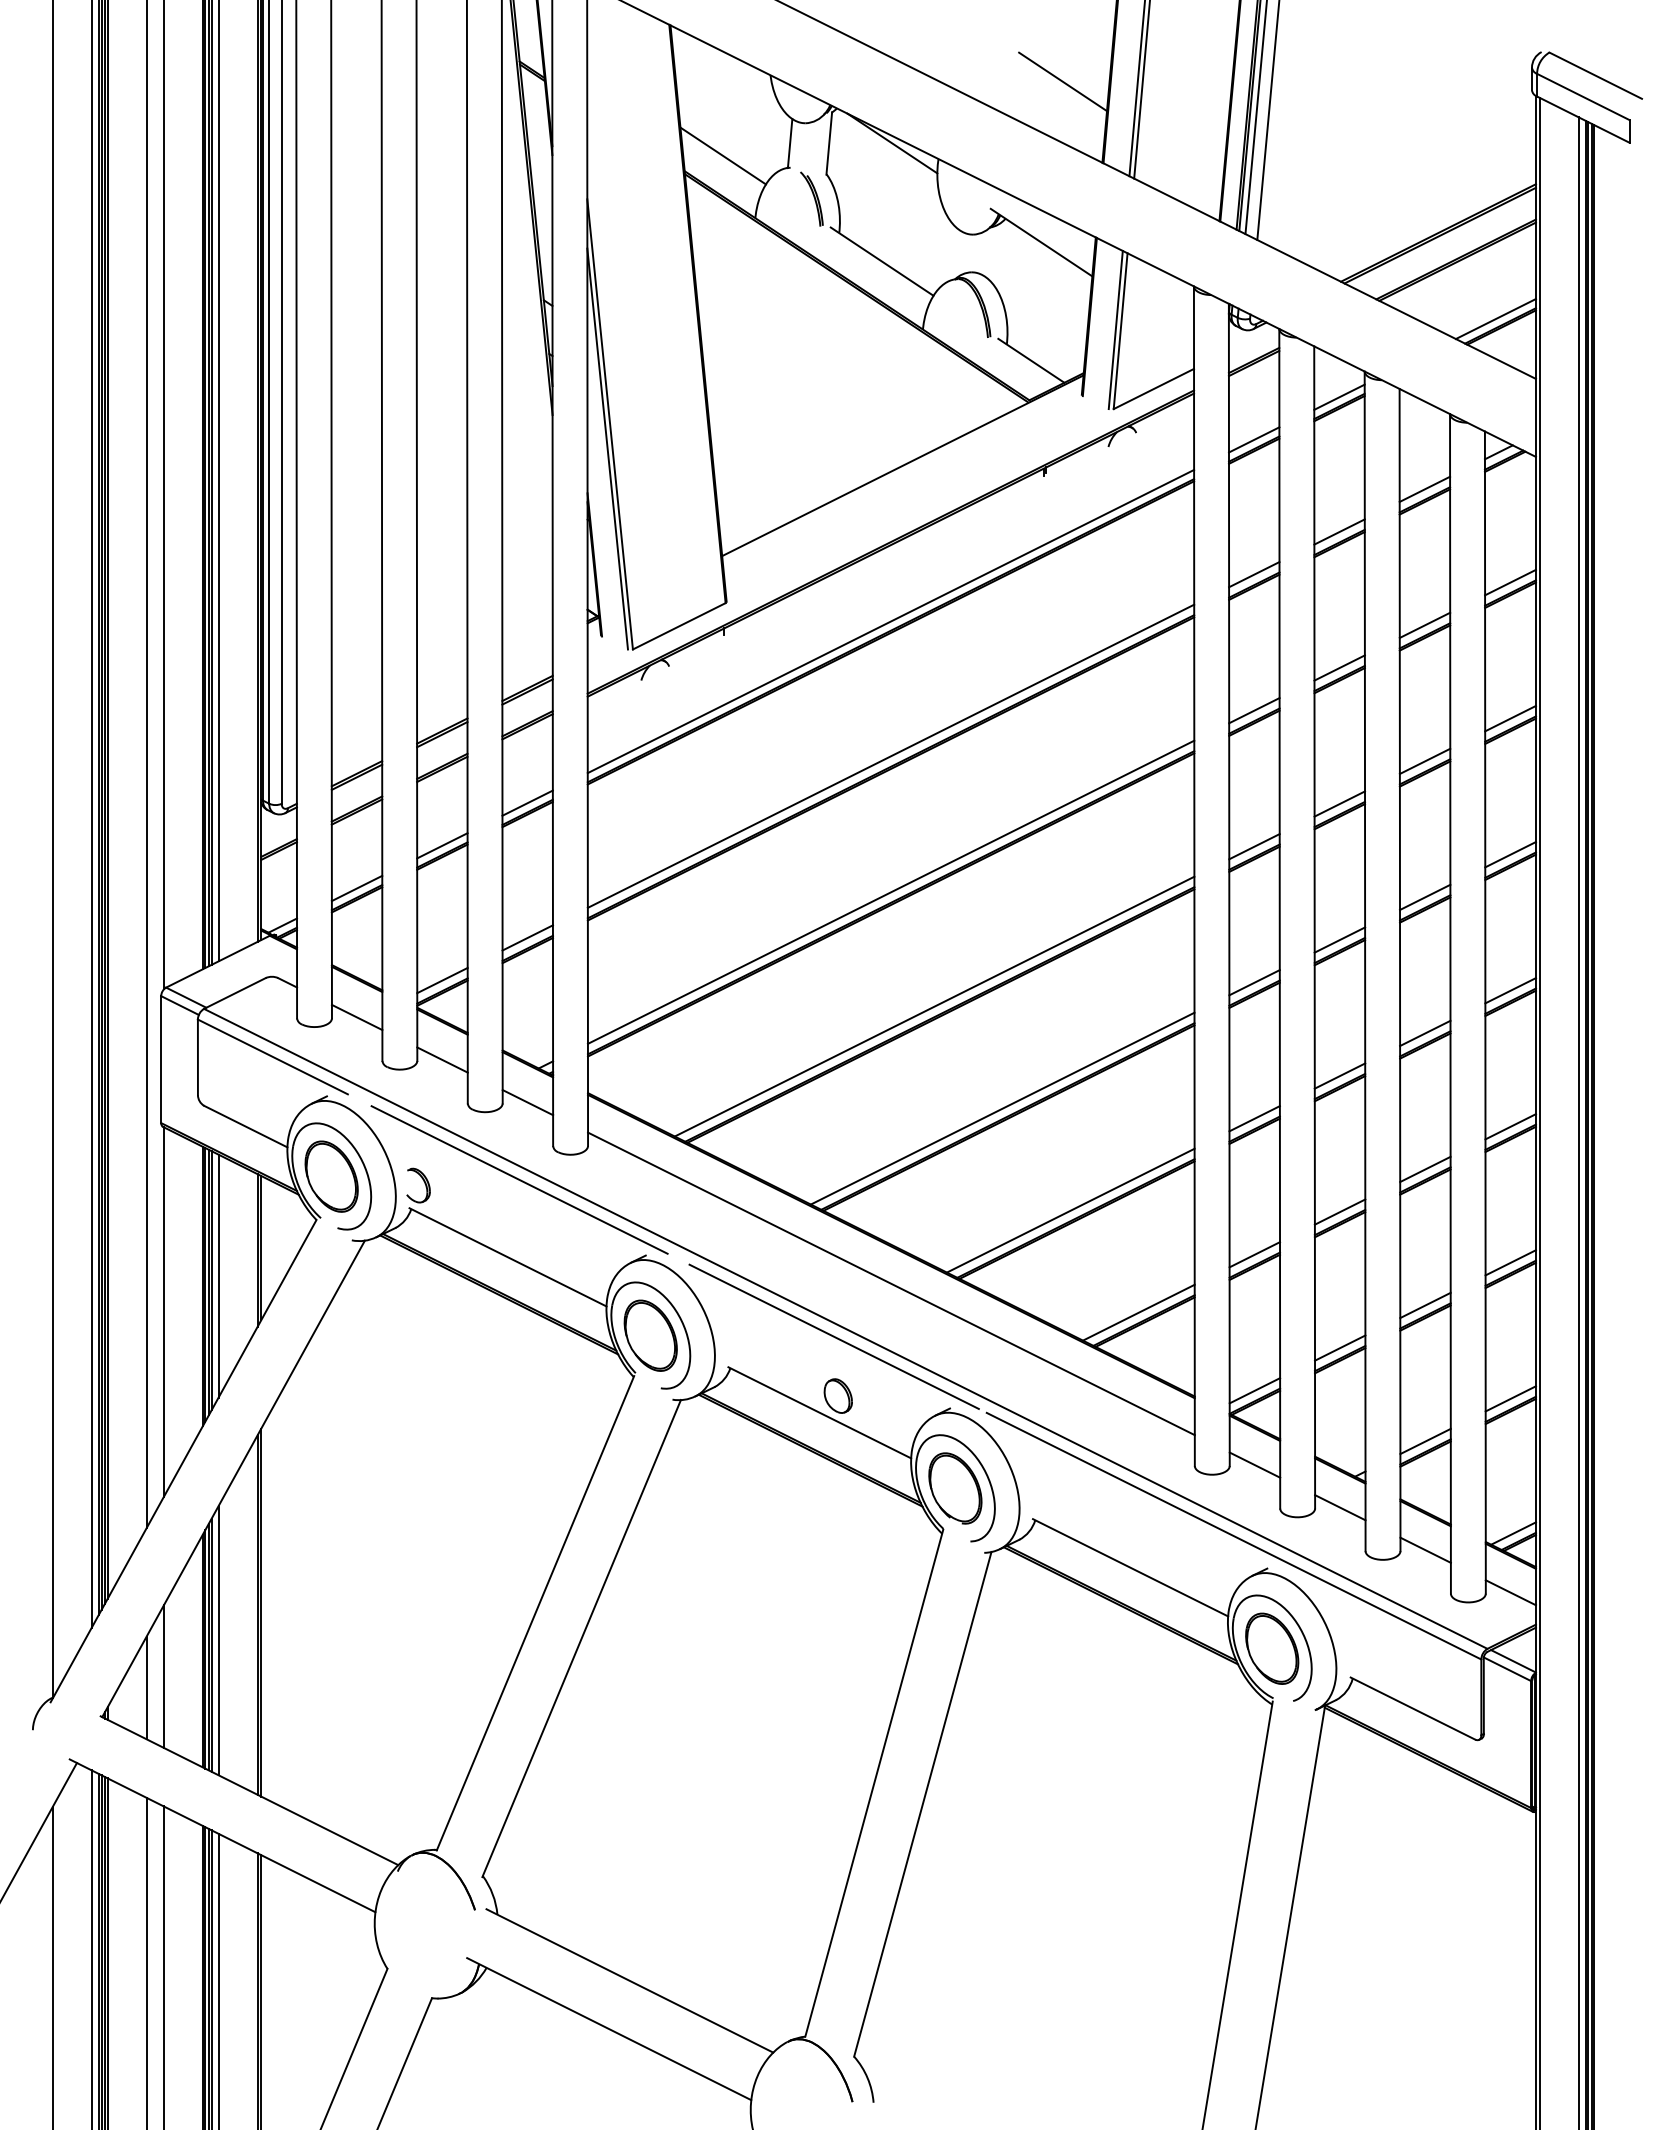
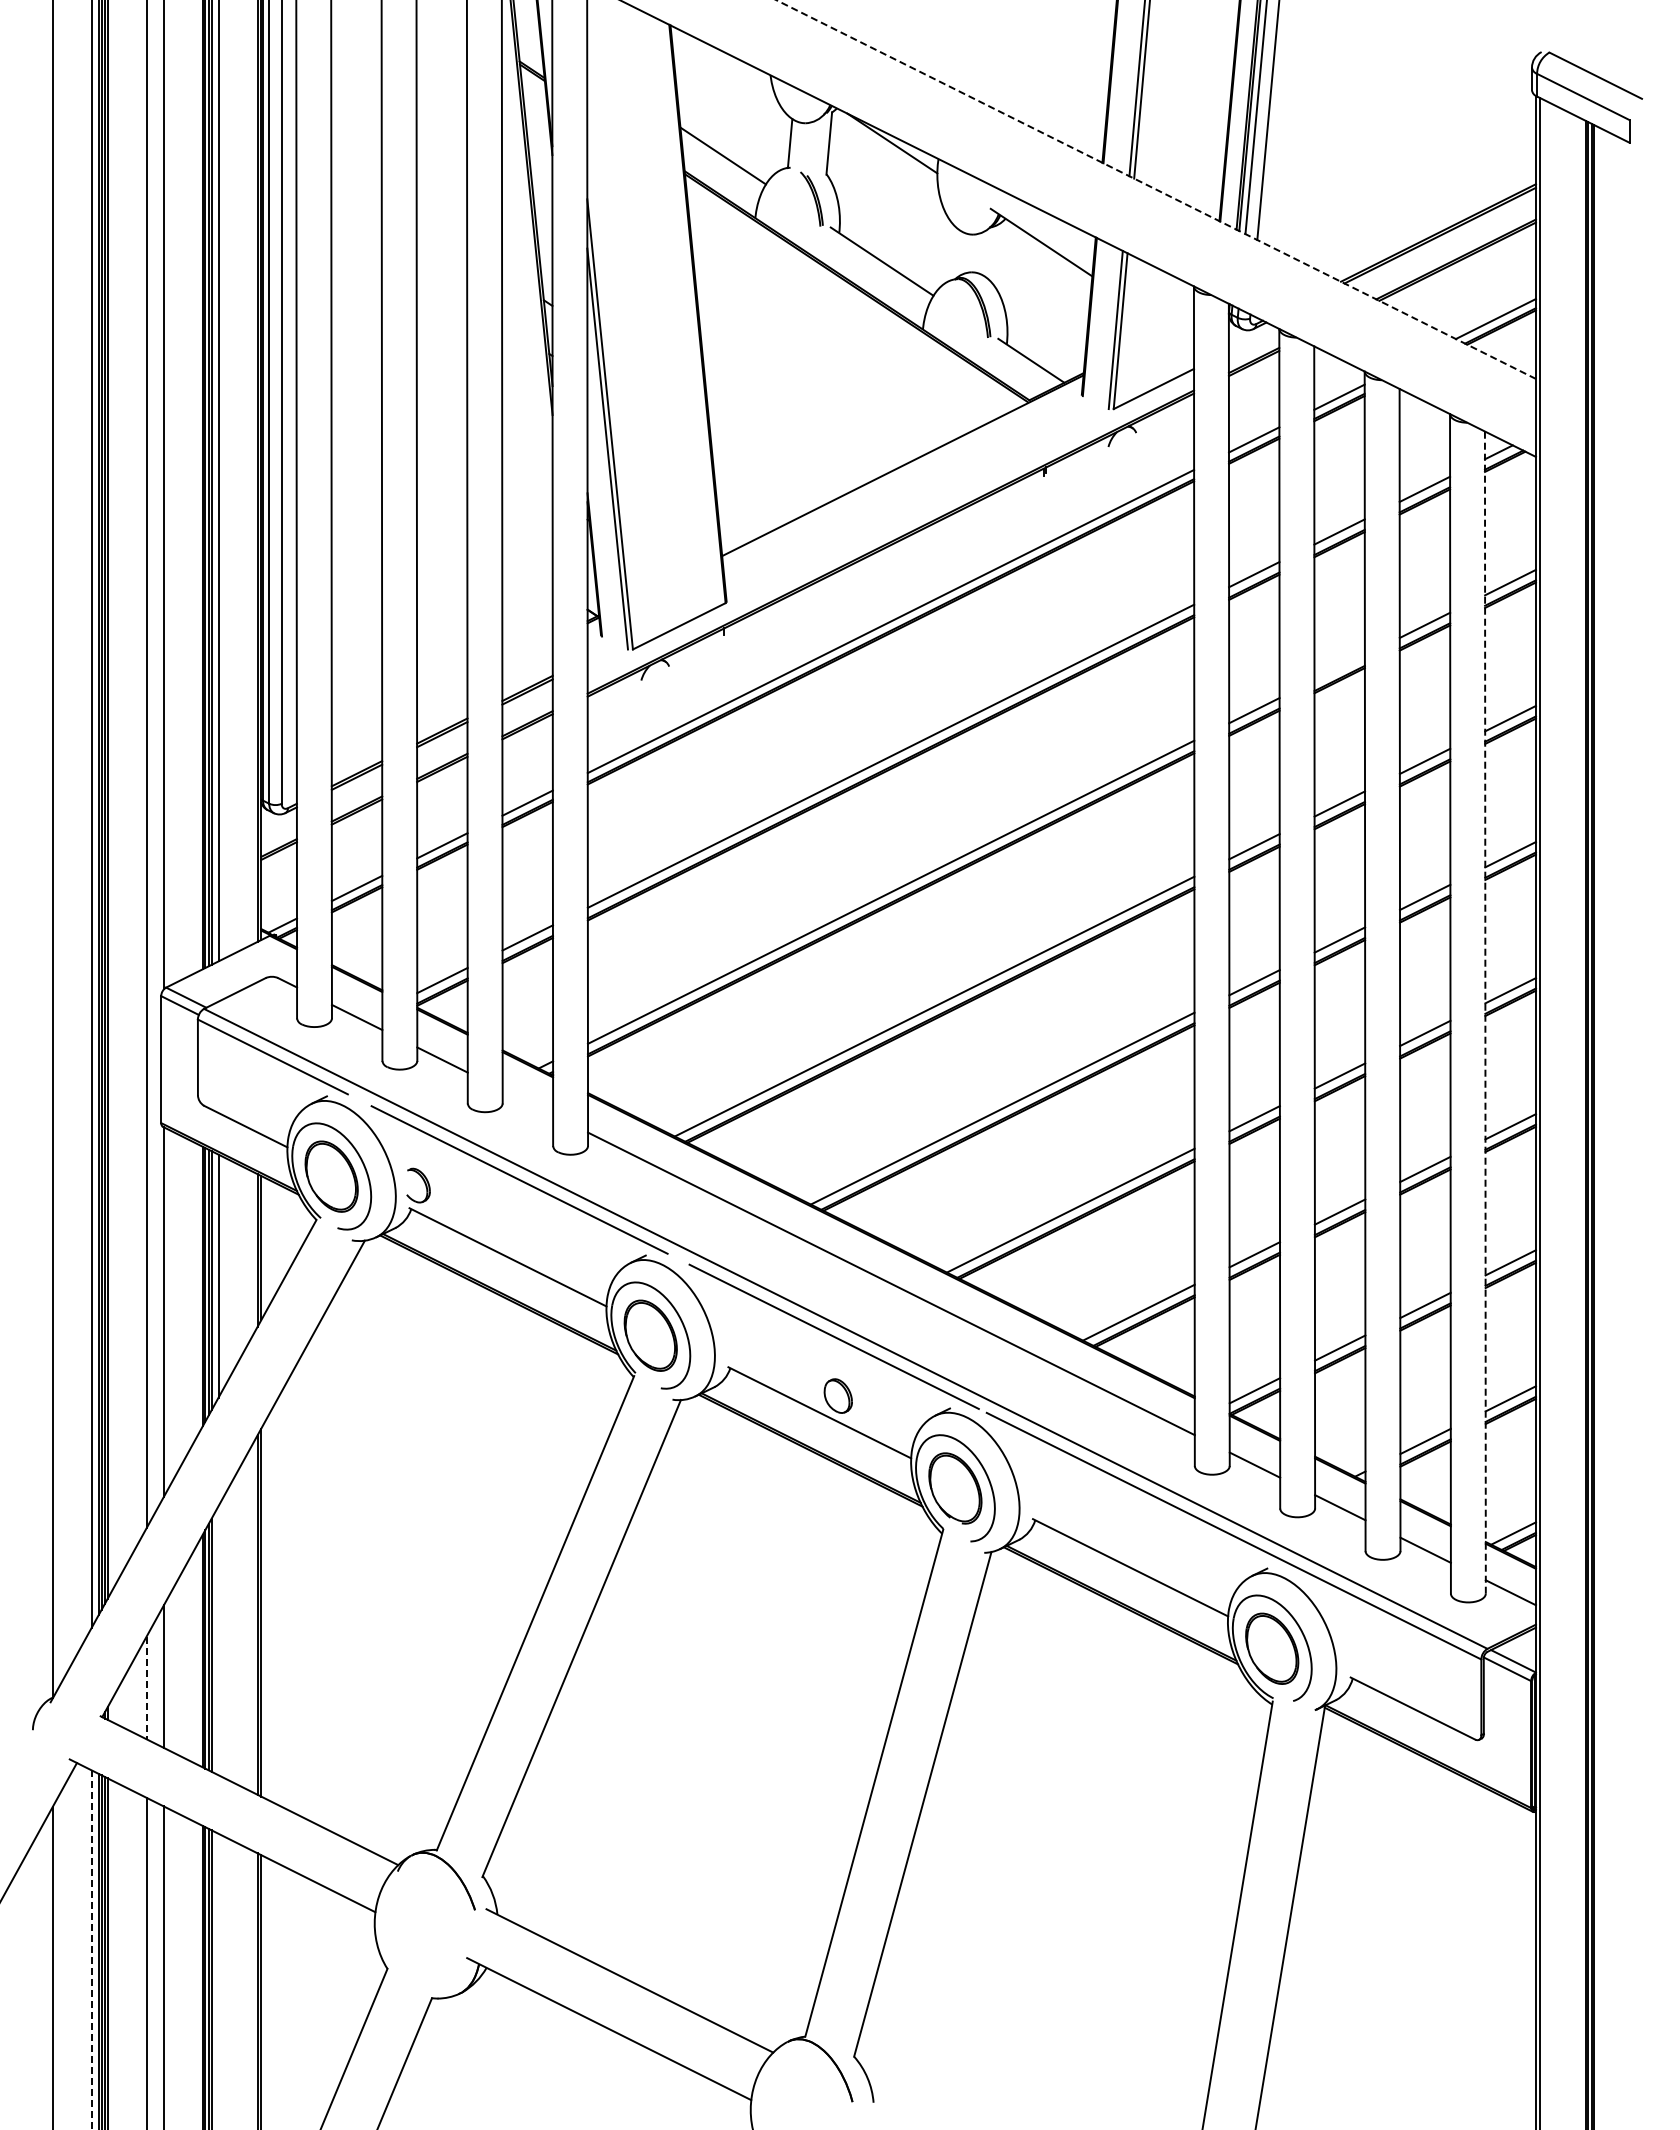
line: present -> none (1063, 81)
line: solid -> dashed (1155, 189)
line: present -> none (1339, 667)
line: solid -> dashed (1485, 1012)
line: present -> none (527, 1102)
line: present -> none (1578, 1121)
line: present -> none (218, 1640)
line: solid -> dashed (146, 1688)
line: solid -> dashed (91, 1950)
line: present -> none (218, 1979)
